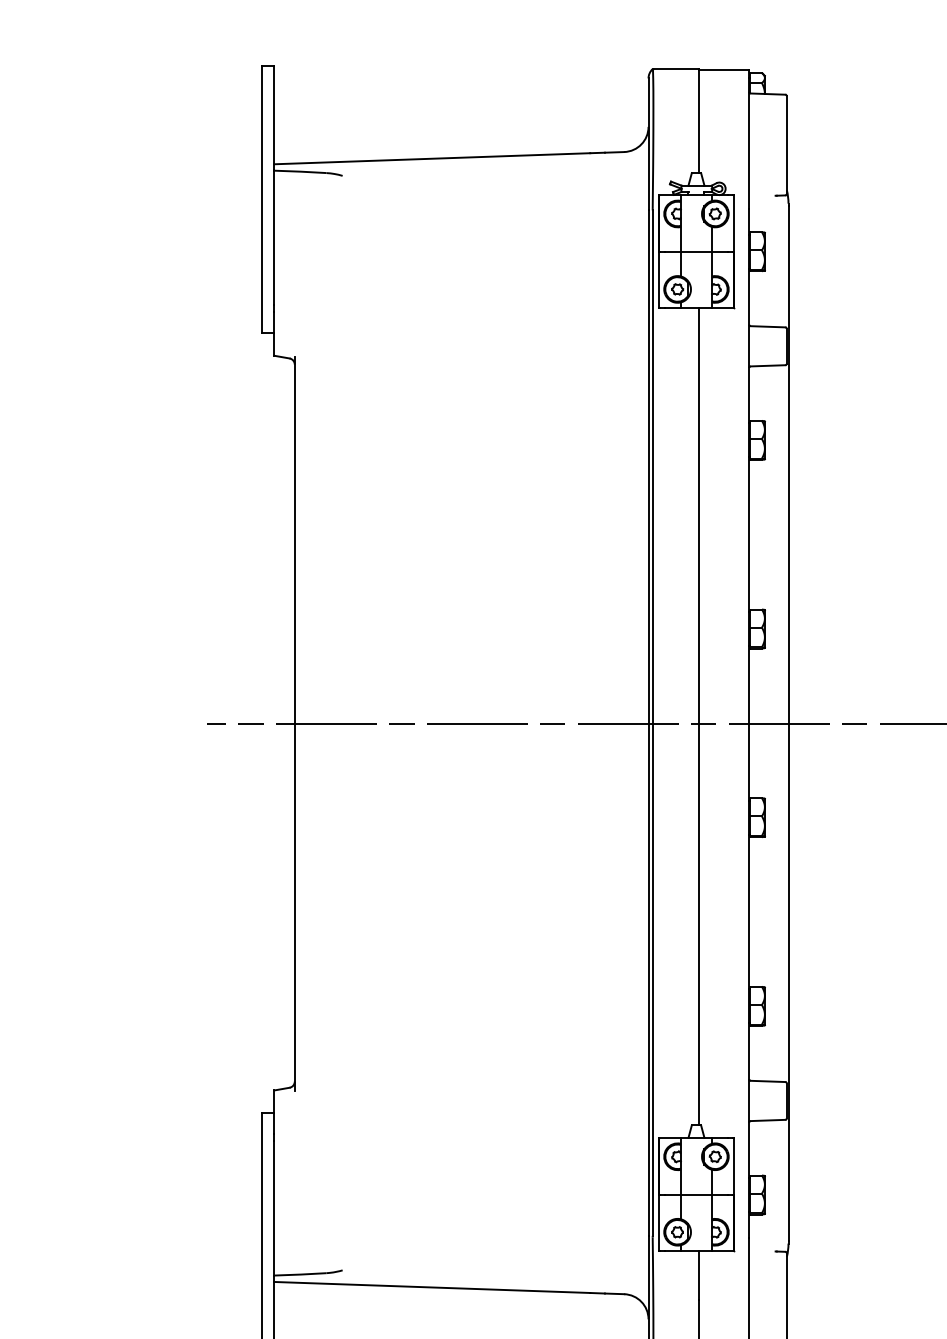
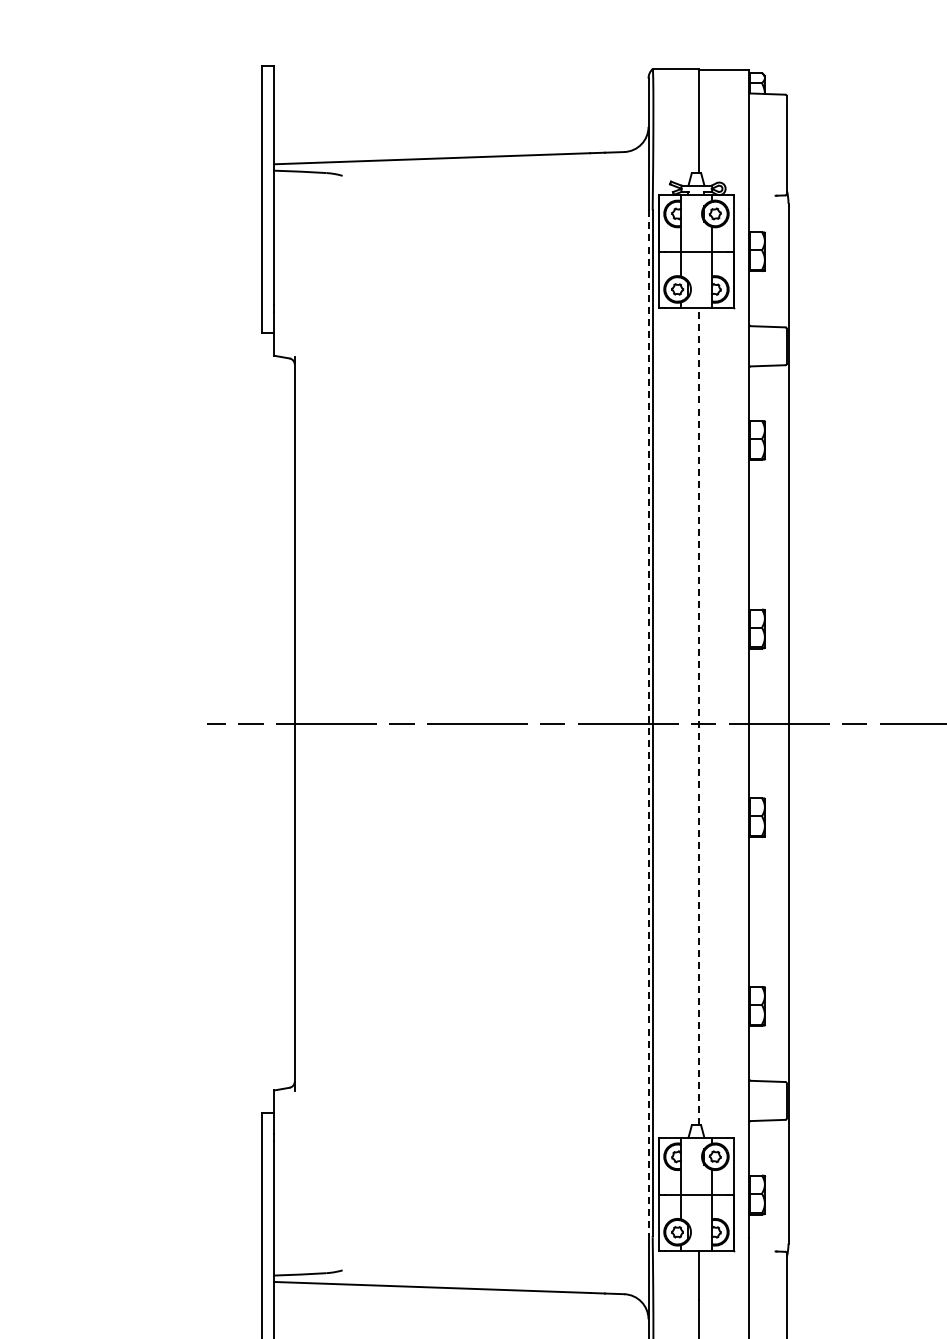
line: solid -> dashed (698, 716)
line: solid -> dashed (648, 723)
